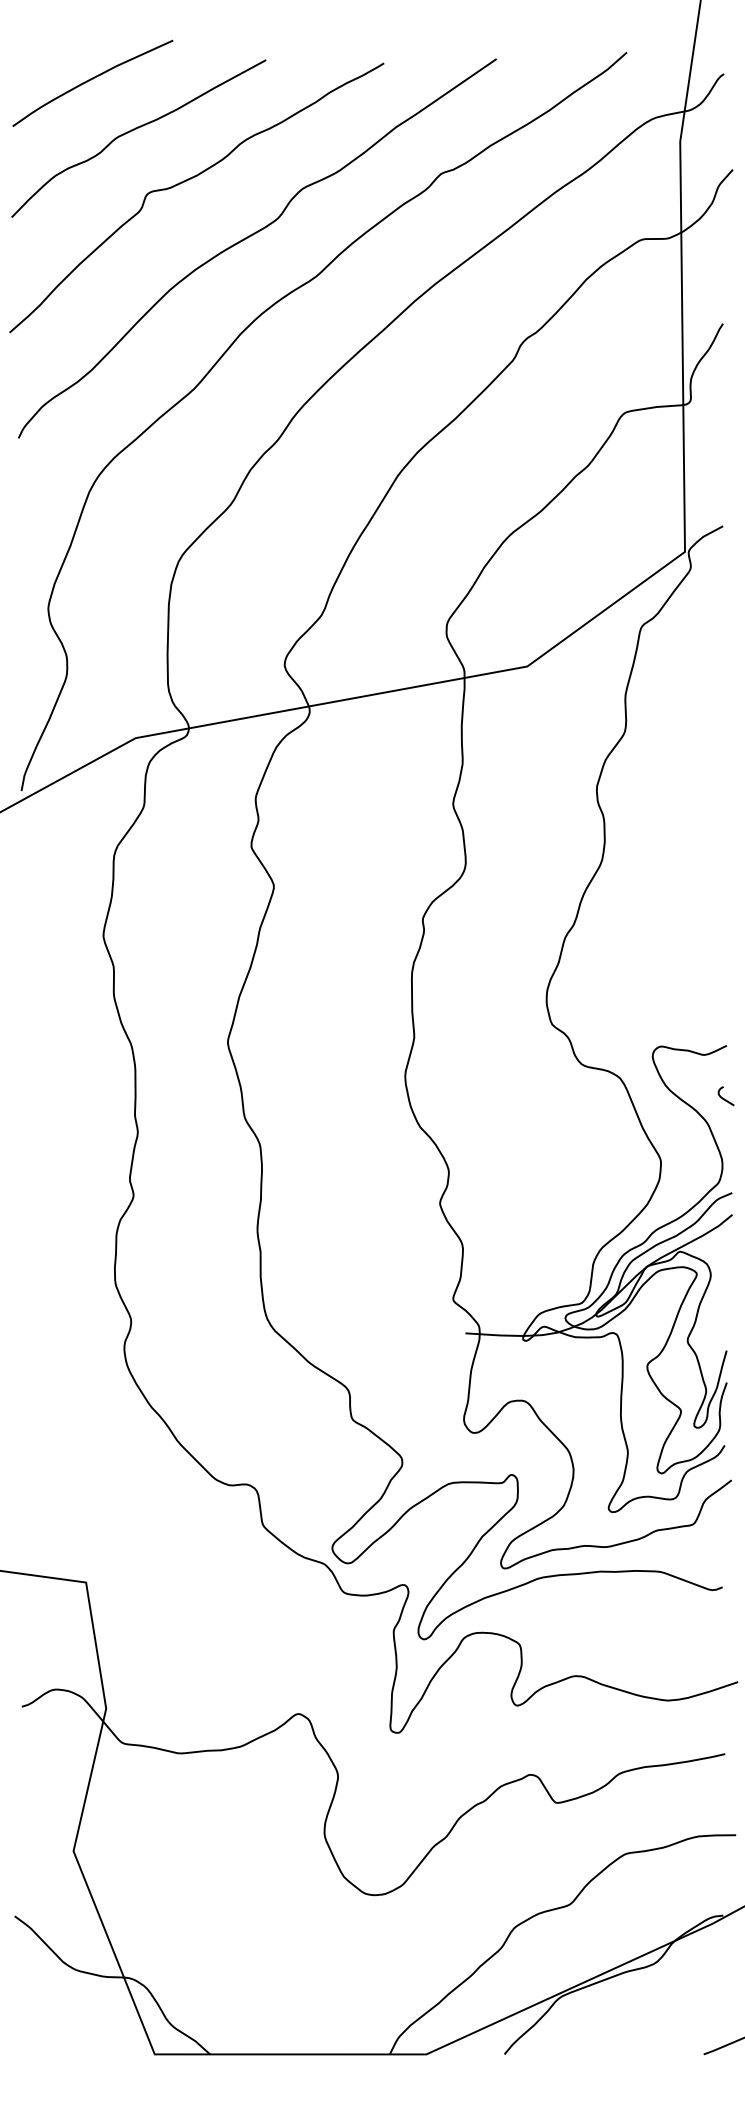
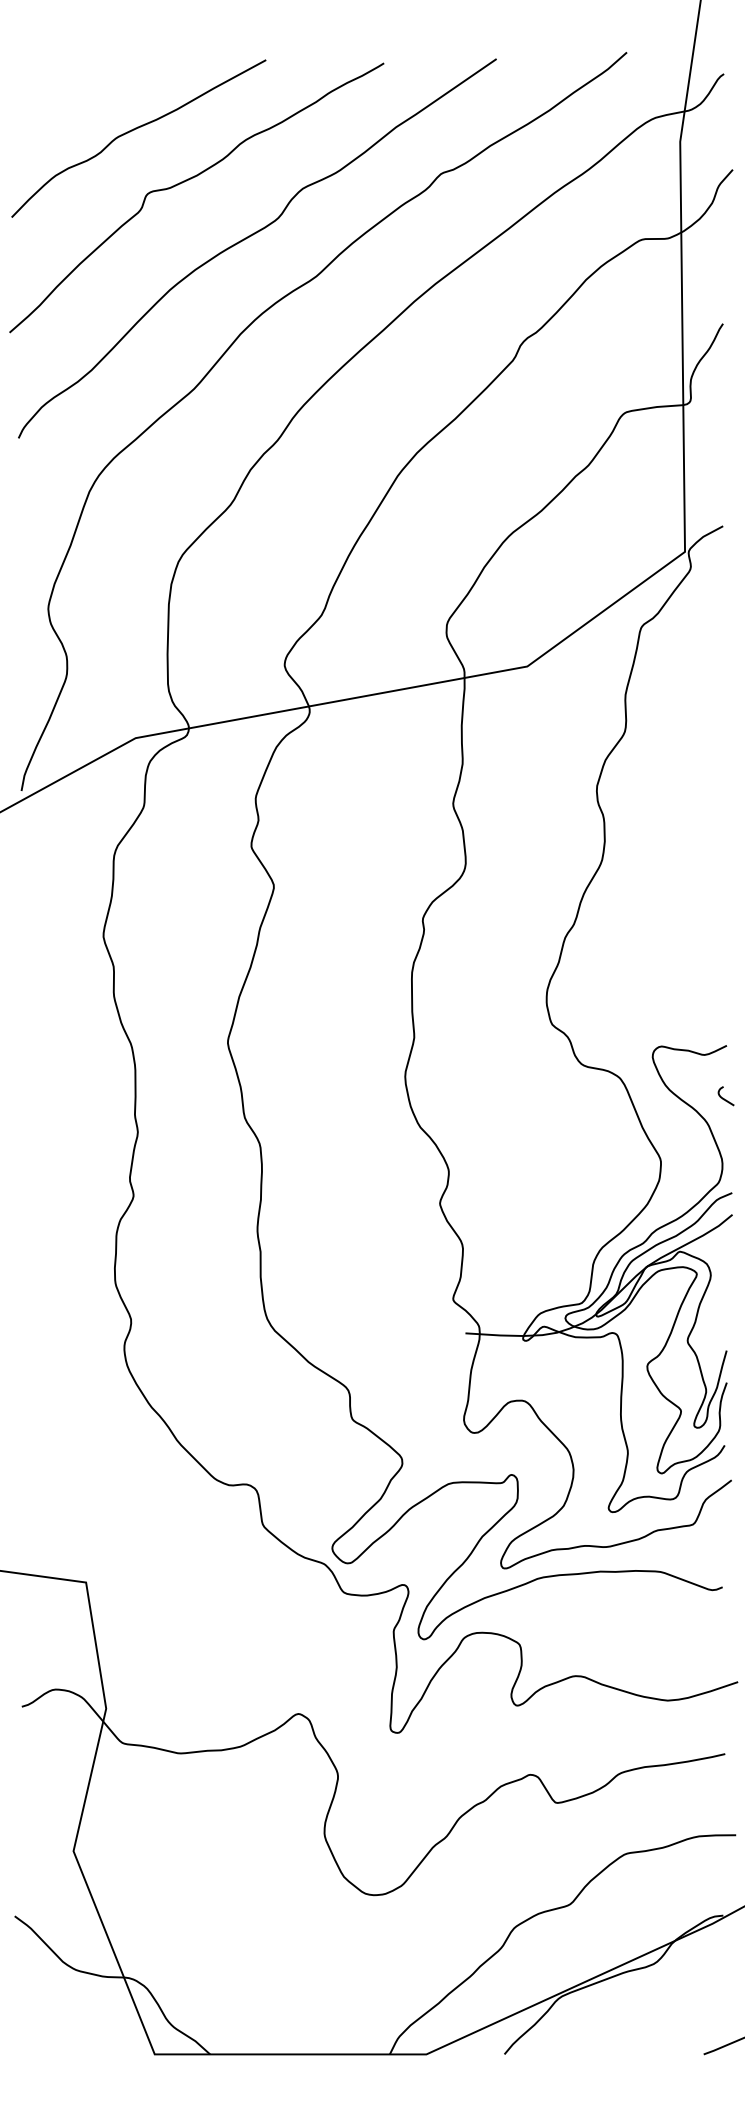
curve: present -> none (91, 80)
